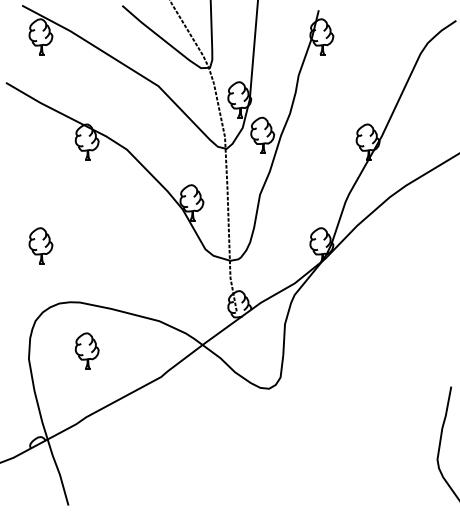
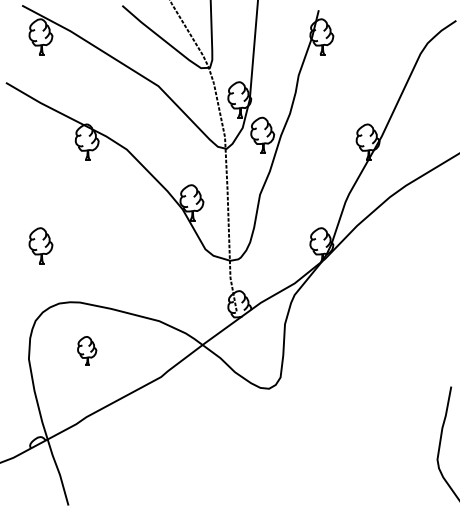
part size: 26x38 px -> 21x30 px (87, 350)
